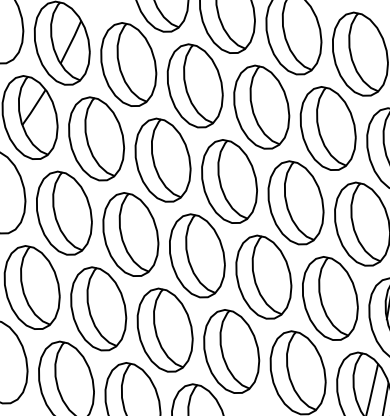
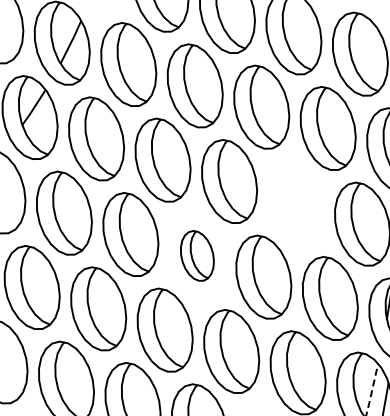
part: present -> none (295, 202)
part size: 57x86 px -> 35x52 px (197, 255)
line: solid -> dashed (372, 389)
